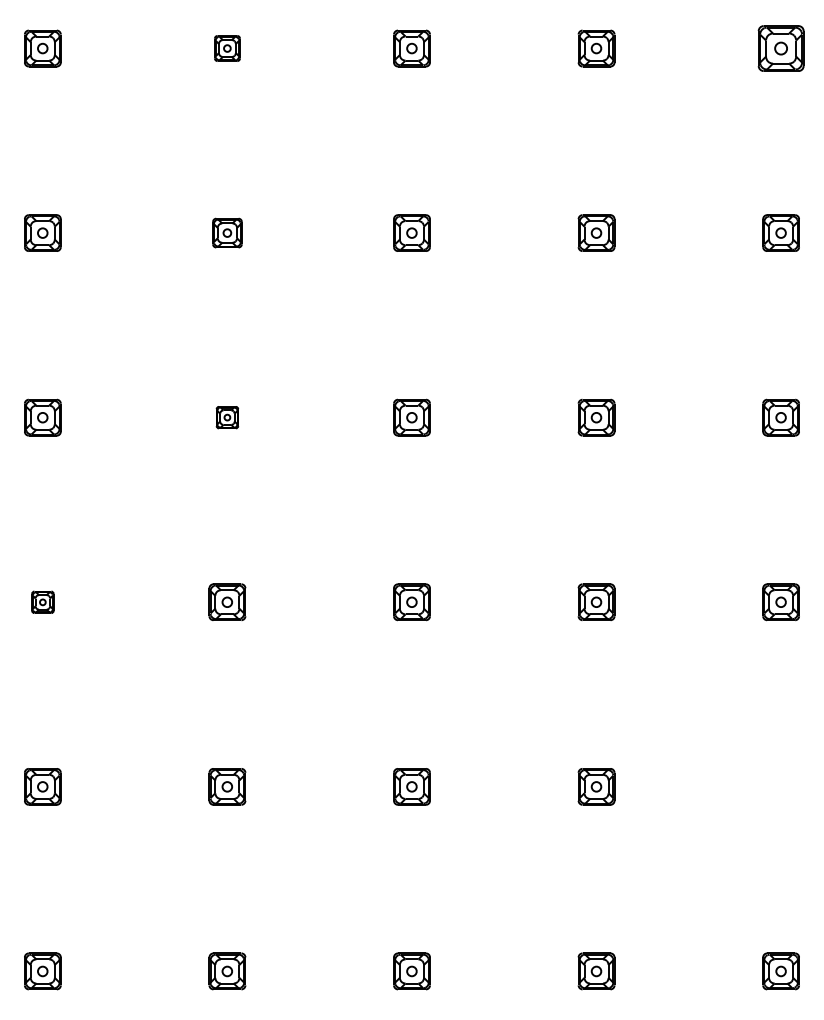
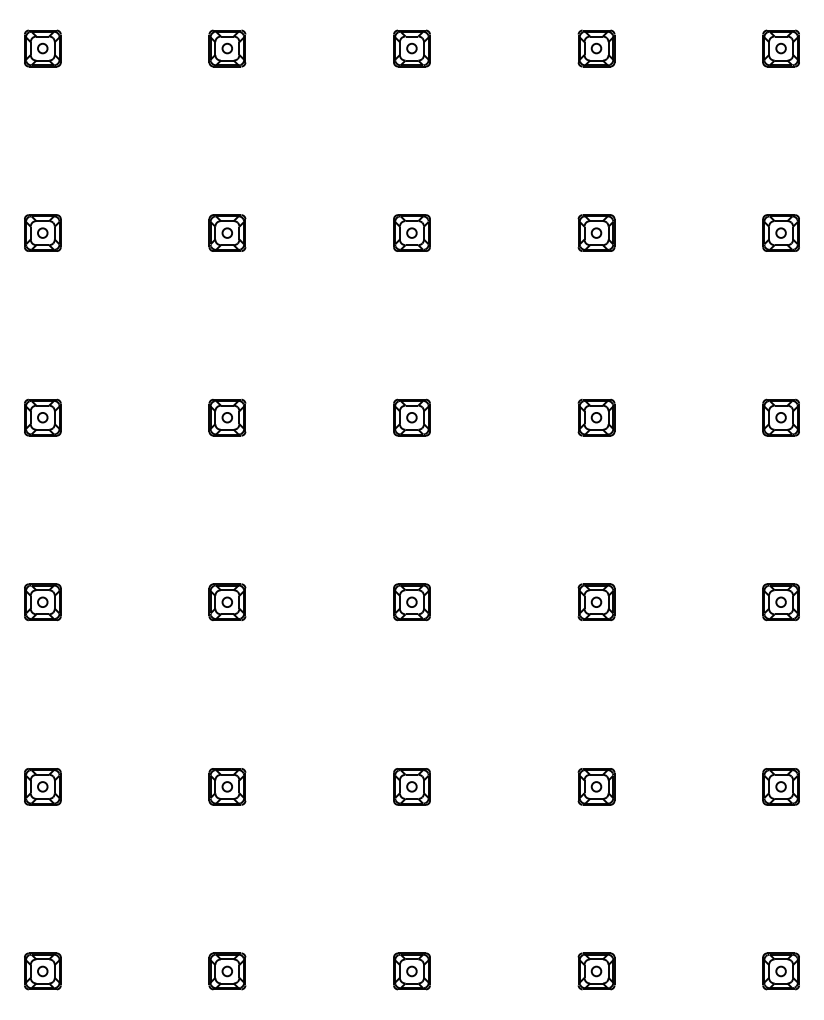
part size: 27x27 px -> 39x39 px (227, 48)
part size: 48x47 px -> 38x39 px (780, 48)
part size: 31x32 px -> 39x38 px (227, 232)
part size: 25x24 px -> 39x39 px (227, 417)
part size: 24x24 px -> 38x39 px (42, 602)
part: none -> present (780, 786)
